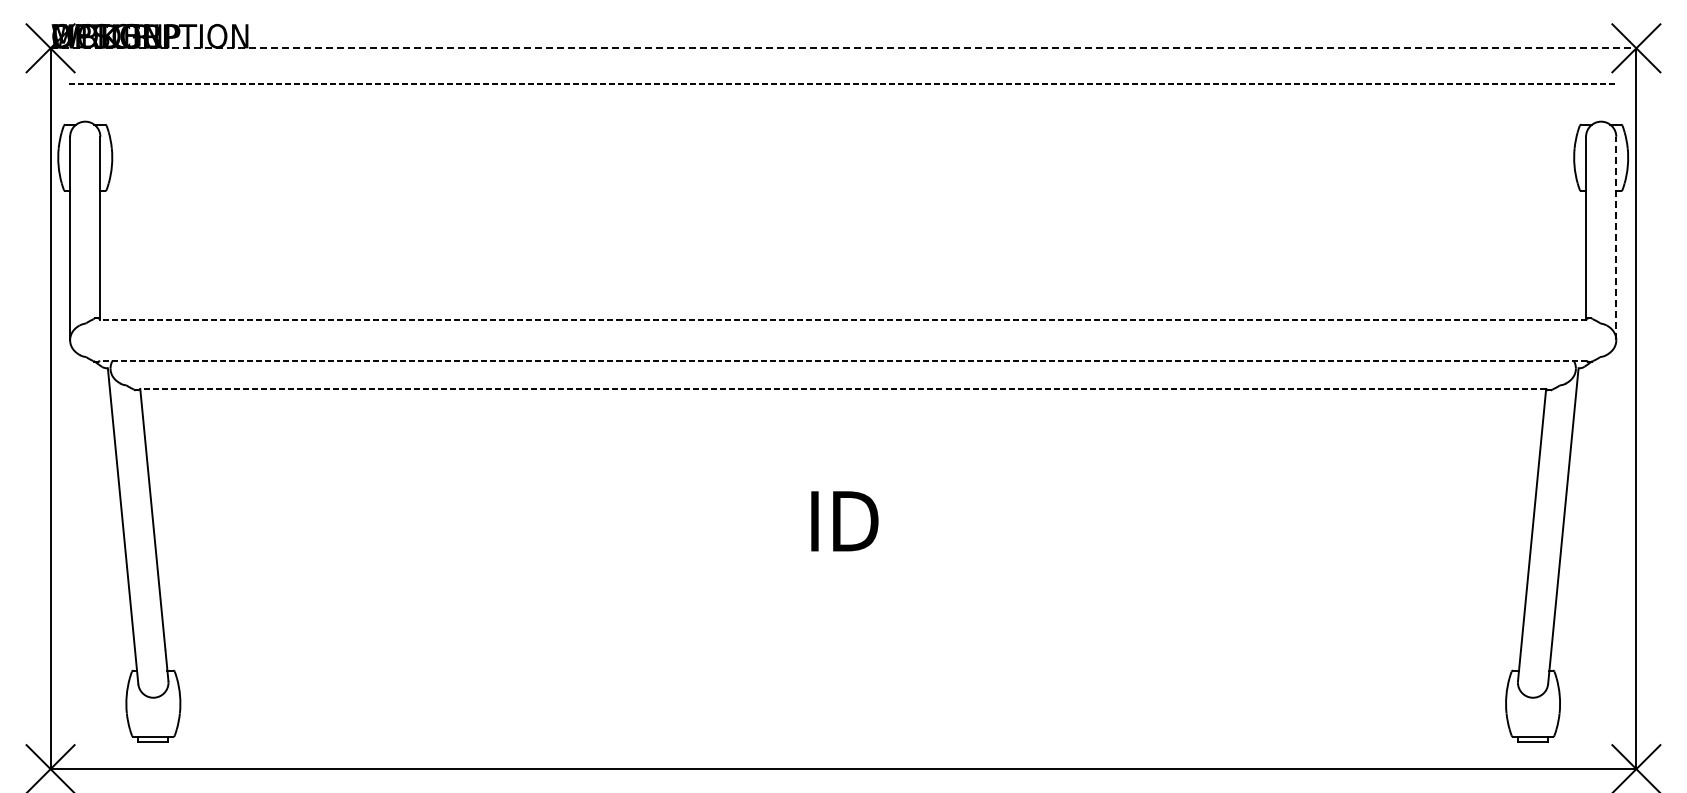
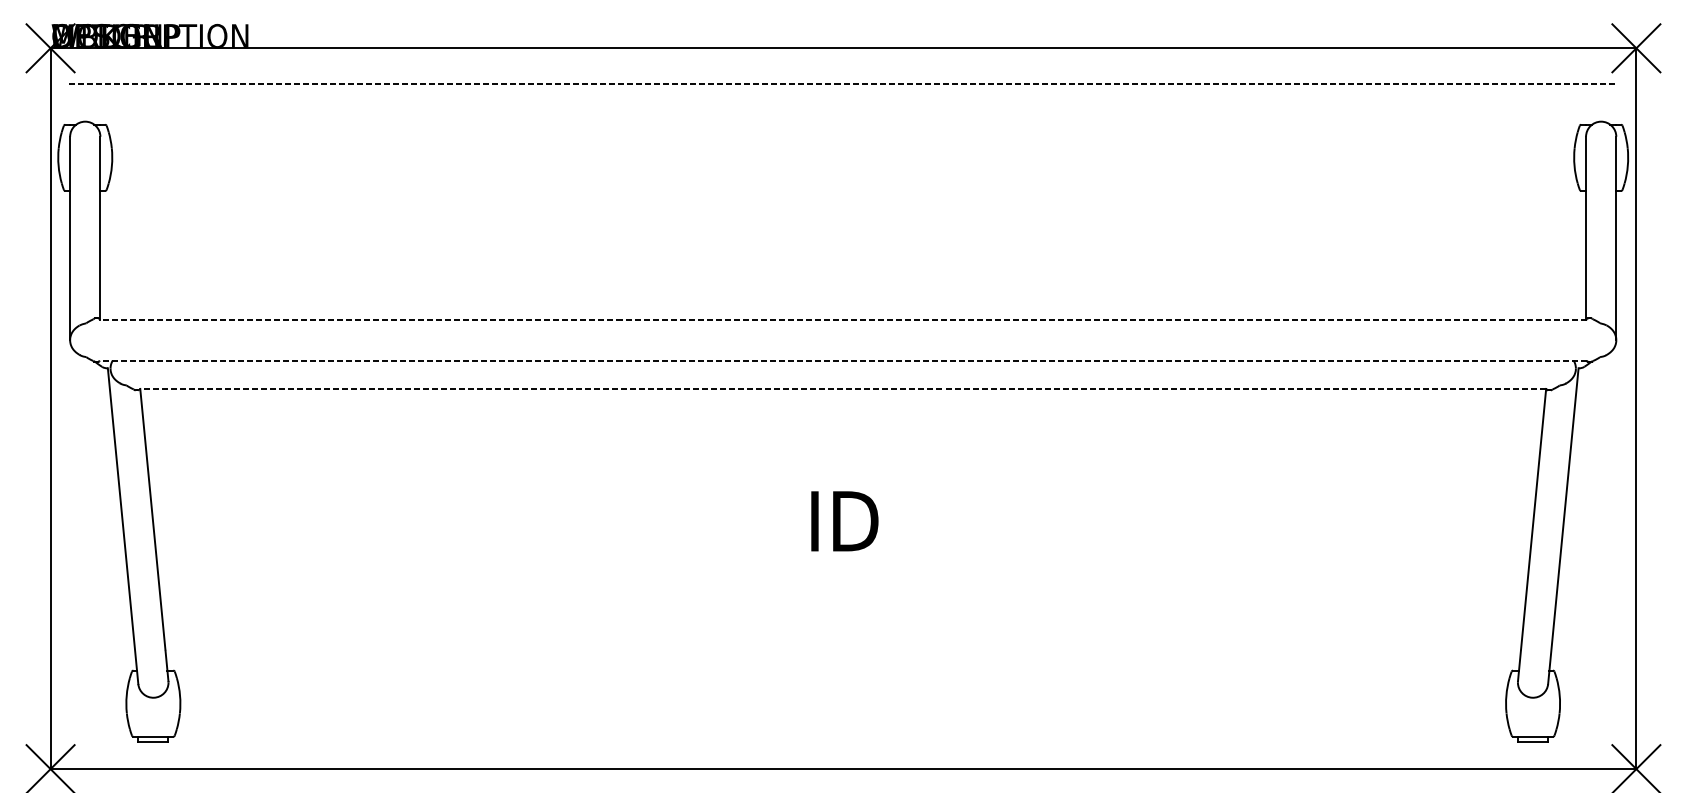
line: dashed -> solid (843, 48)
line: dashed -> solid (1616, 238)
